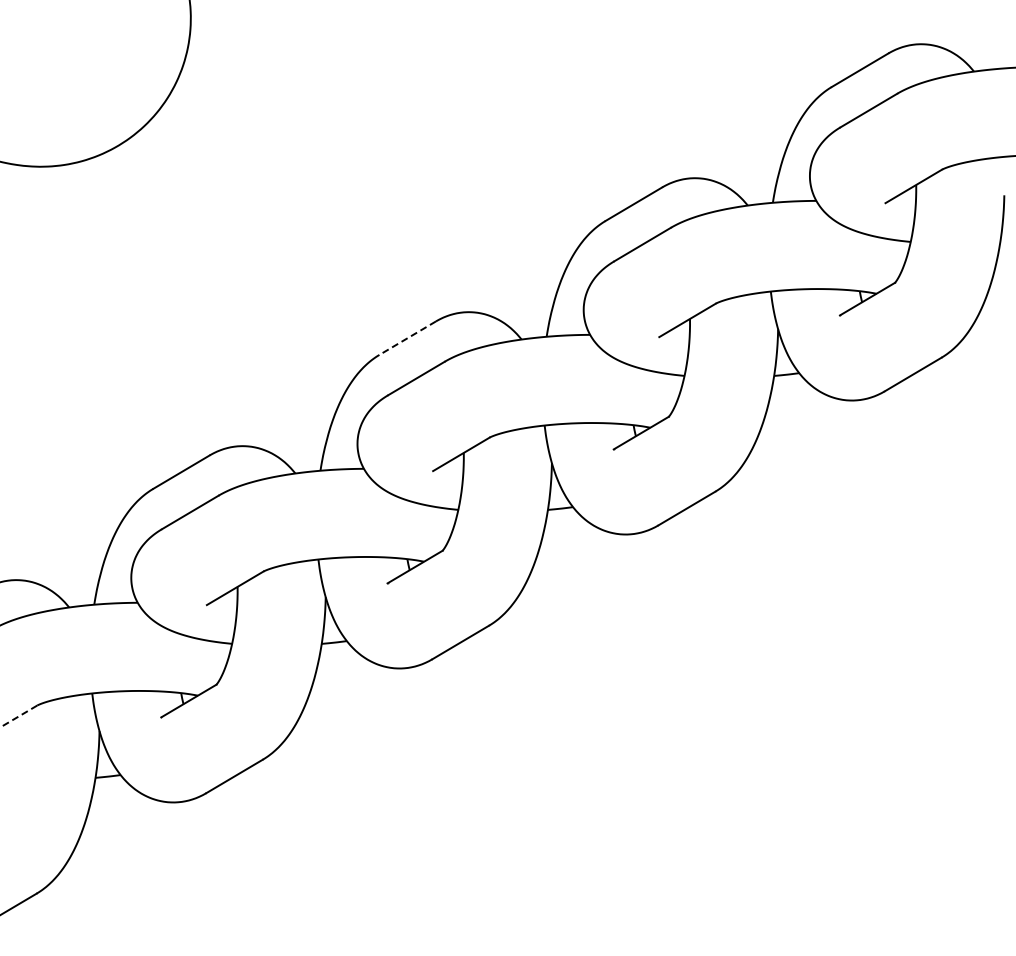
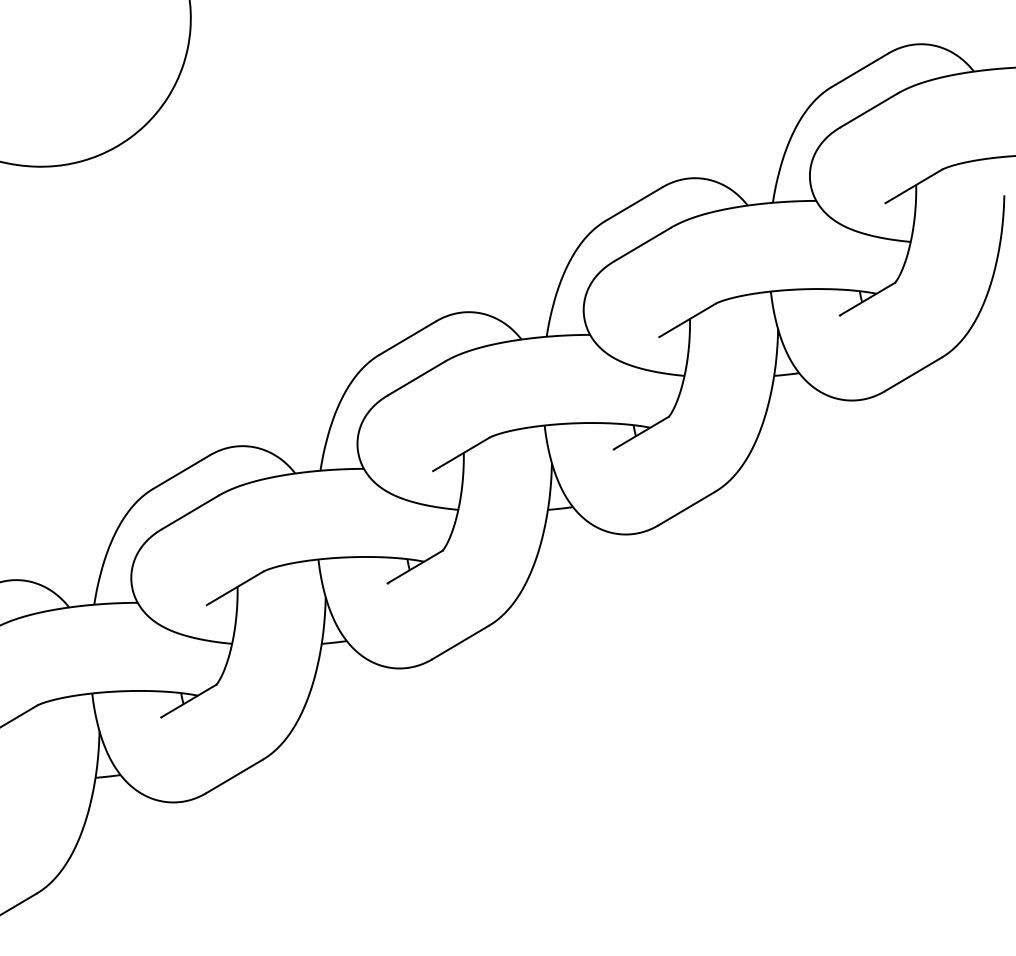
line: dashed -> solid (407, 338)
line: dashed -> solid (18, 716)
